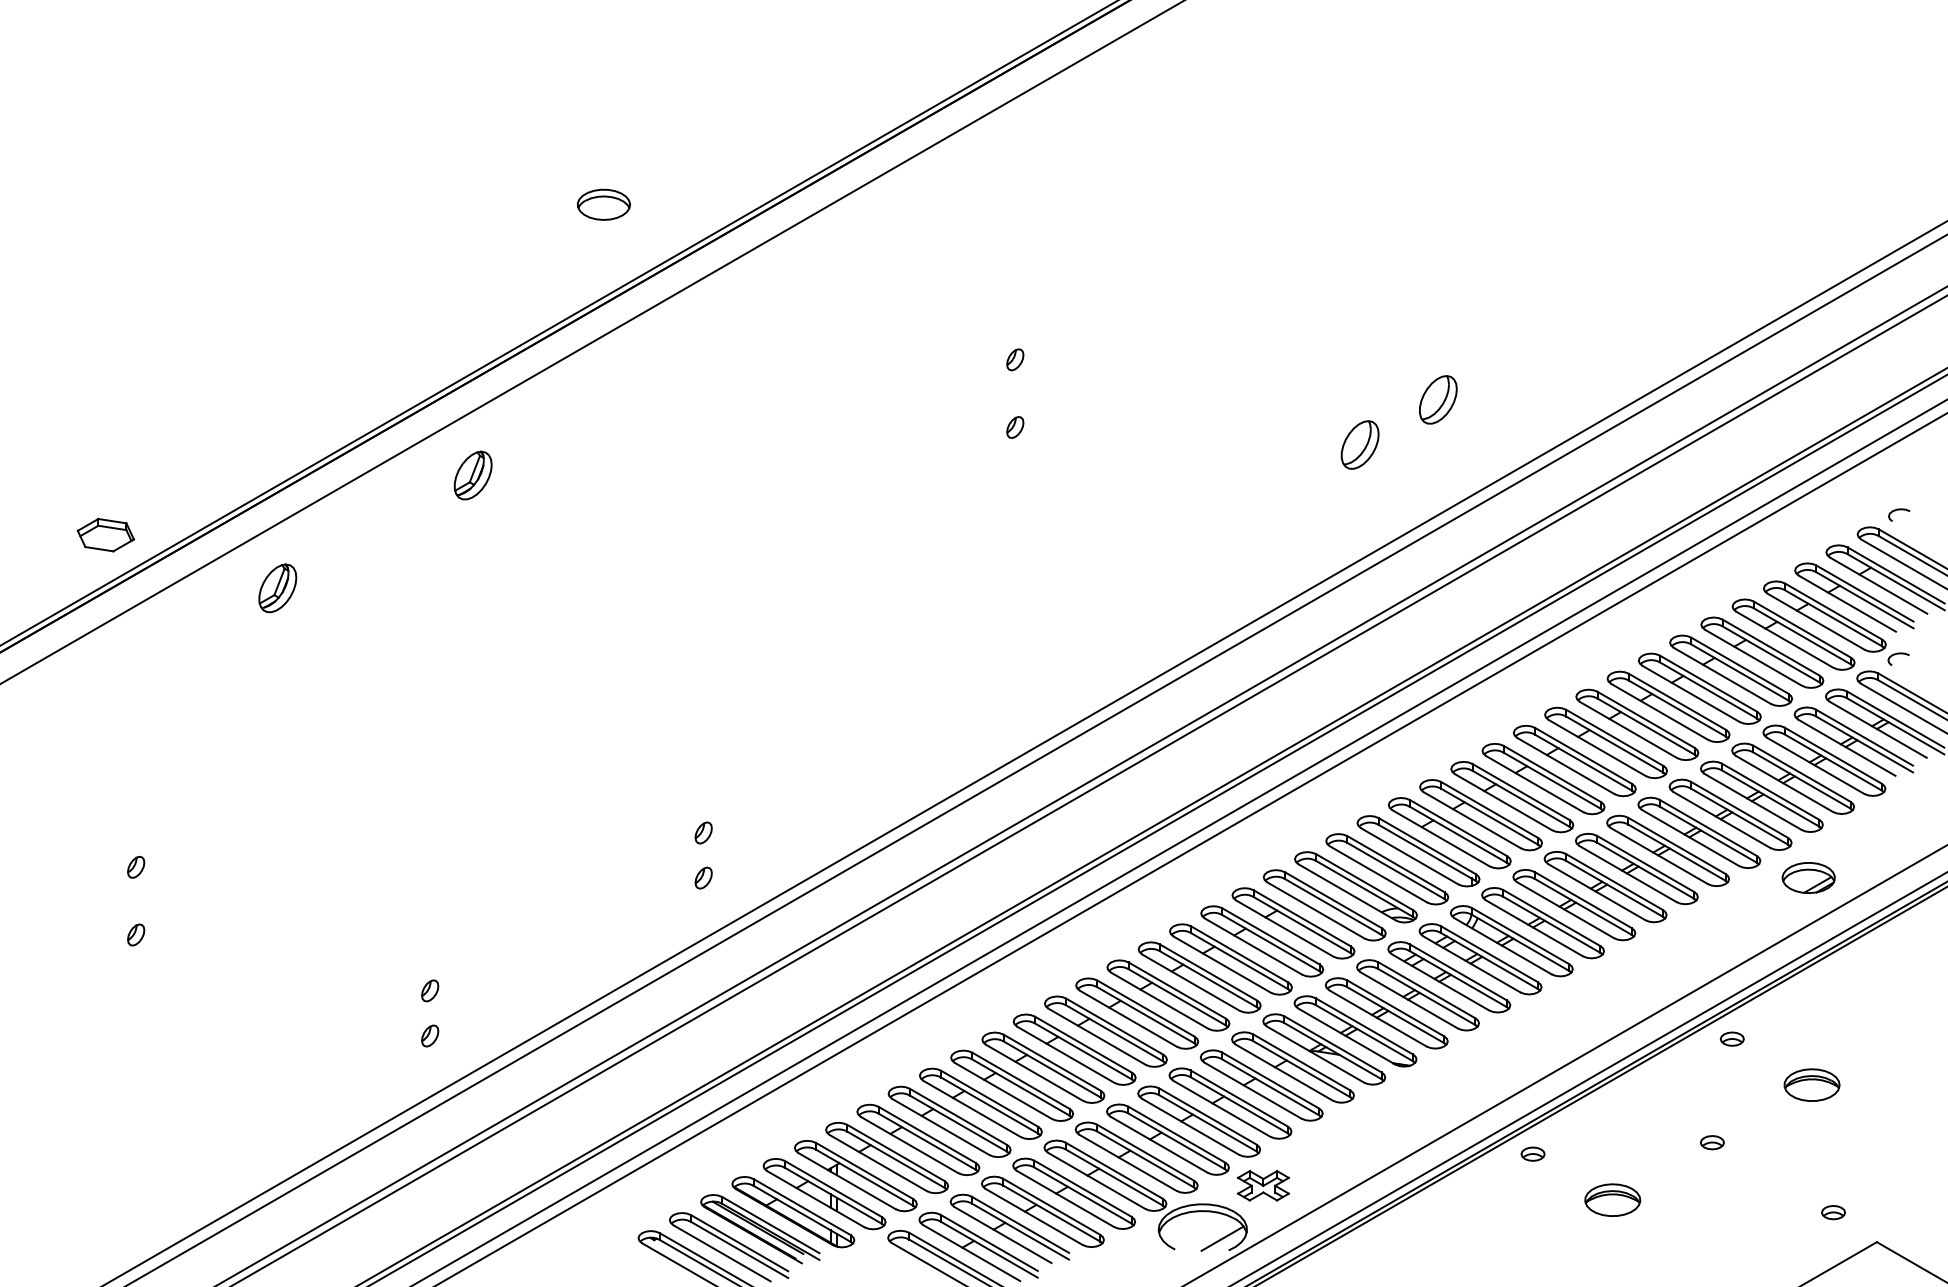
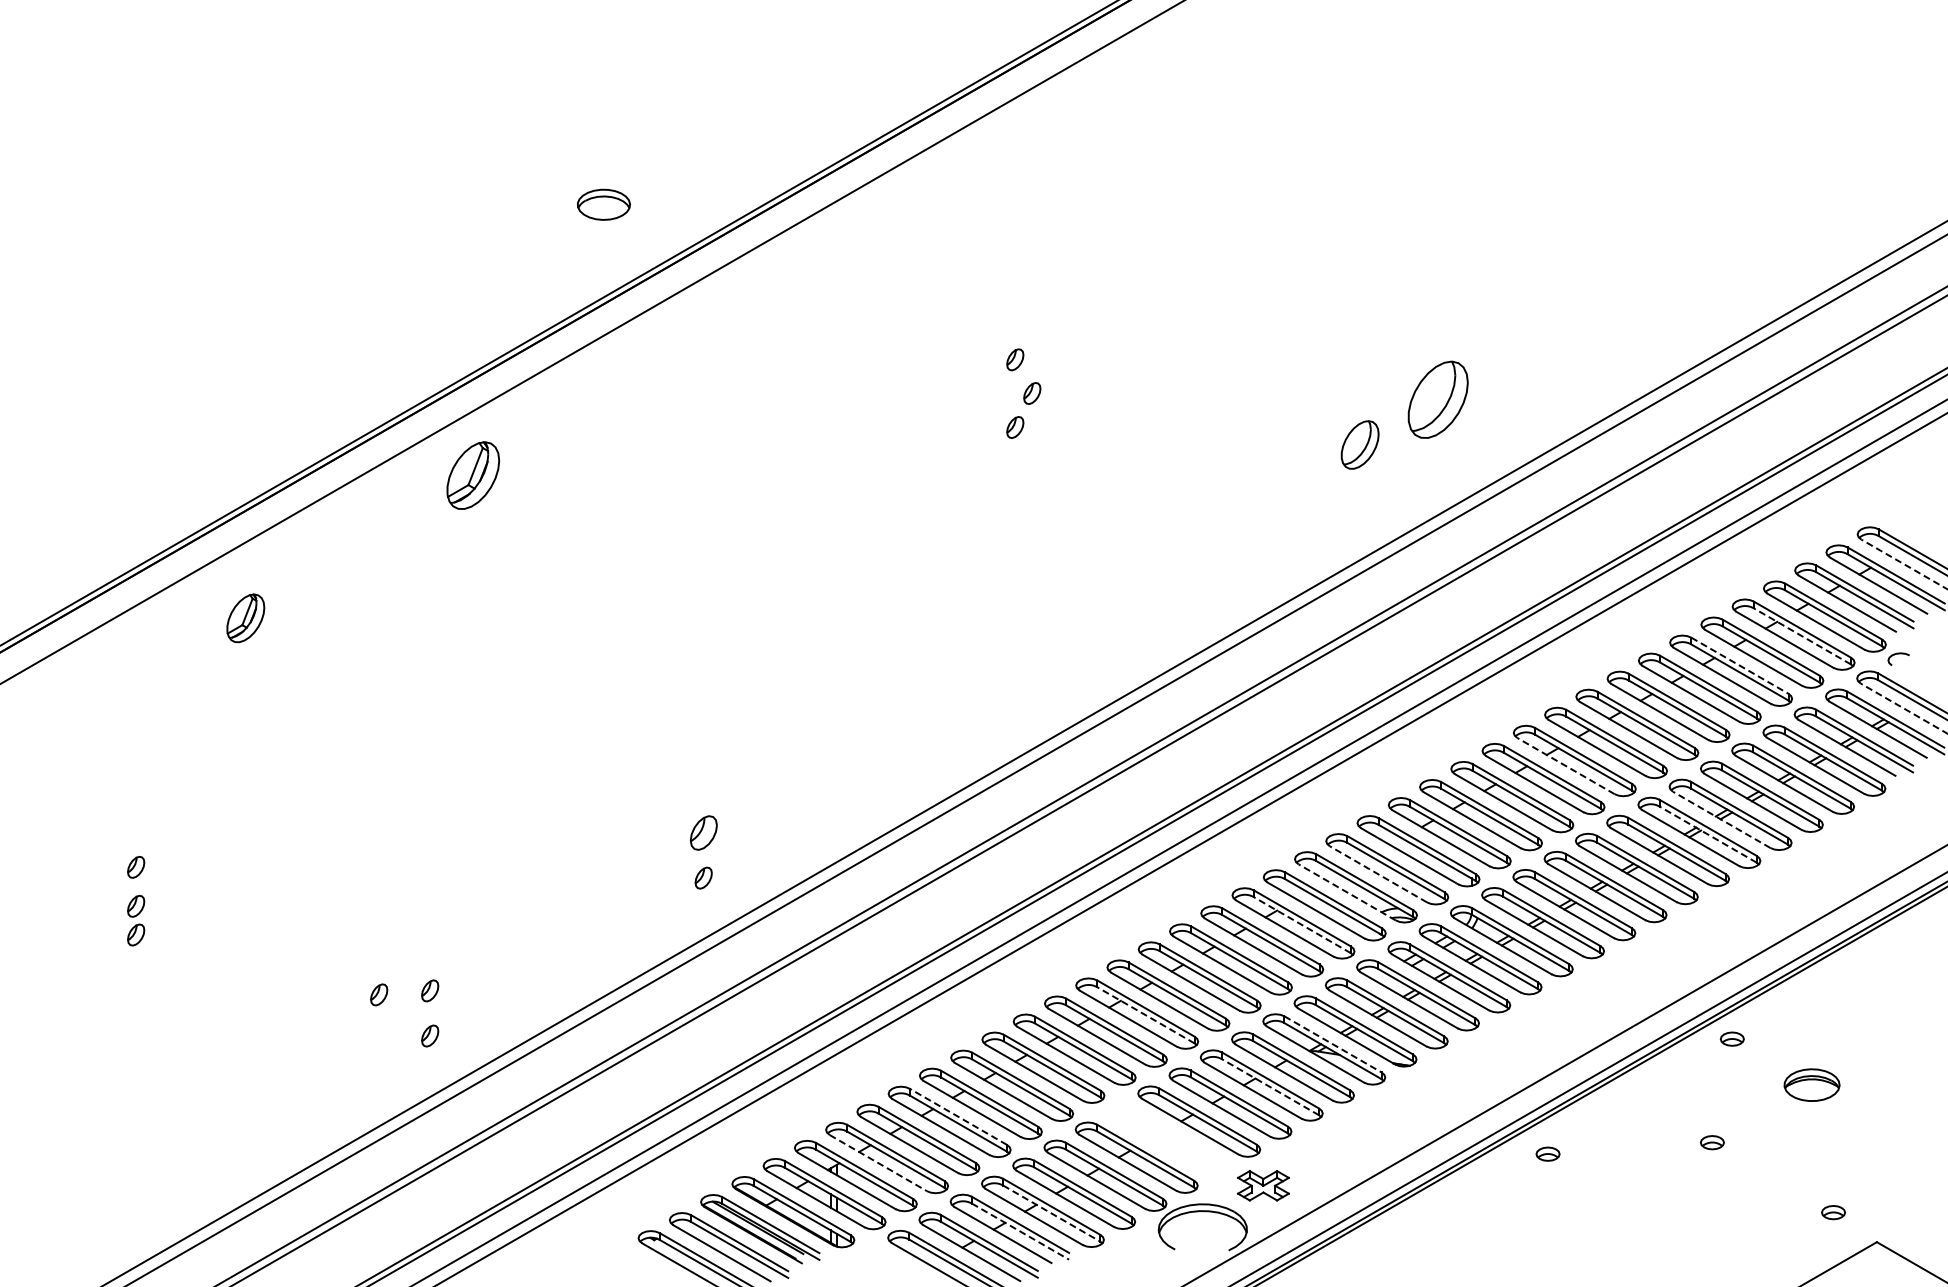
part: none -> present (1032, 393)
part size: 39x50 px -> 62x79 px (1437, 399)
part size: 40x51 px -> 55x69 px (473, 475)
curve: present -> none (1899, 510)
part: present -> none (105, 534)
line: solid -> dashed (1904, 564)
part position: (277, 588) -> (245, 618) (245, 618)
line: solid -> dashed (1801, 636)
line: solid -> dashed (1740, 665)
line: solid -> dashed (1903, 708)
line: solid -> dashed (1565, 765)
line: solid -> dashed (1721, 819)
part size: 19x24 px -> 29x36 px (703, 832)
line: solid -> dashed (1707, 834)
line: solid -> dashed (1378, 874)
part: present -> none (1808, 877)
line: solid -> dashed (1346, 892)
part: none -> present (136, 905)
line: solid -> dashed (1301, 924)
part: none -> present (379, 994)
line: solid -> dashed (1145, 1015)
line: solid -> dashed (1333, 1044)
line: solid -> dashed (1270, 1087)
line: solid -> dashed (958, 1116)
part: present -> none (1167, 1139)
part position: (1532, 1153) -> (1547, 1153) (1547, 1153)
line: solid -> dashed (878, 1163)
part: present -> none (1612, 1199)
line: solid -> dashed (1052, 1213)
line: solid -> dashed (1020, 1231)
line: present -> none (1222, 1238)
